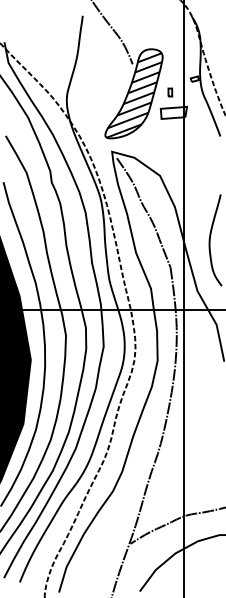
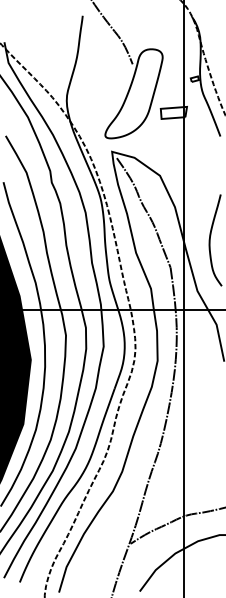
part: present -> none (170, 92)
hatch: present -> none (133, 93)
